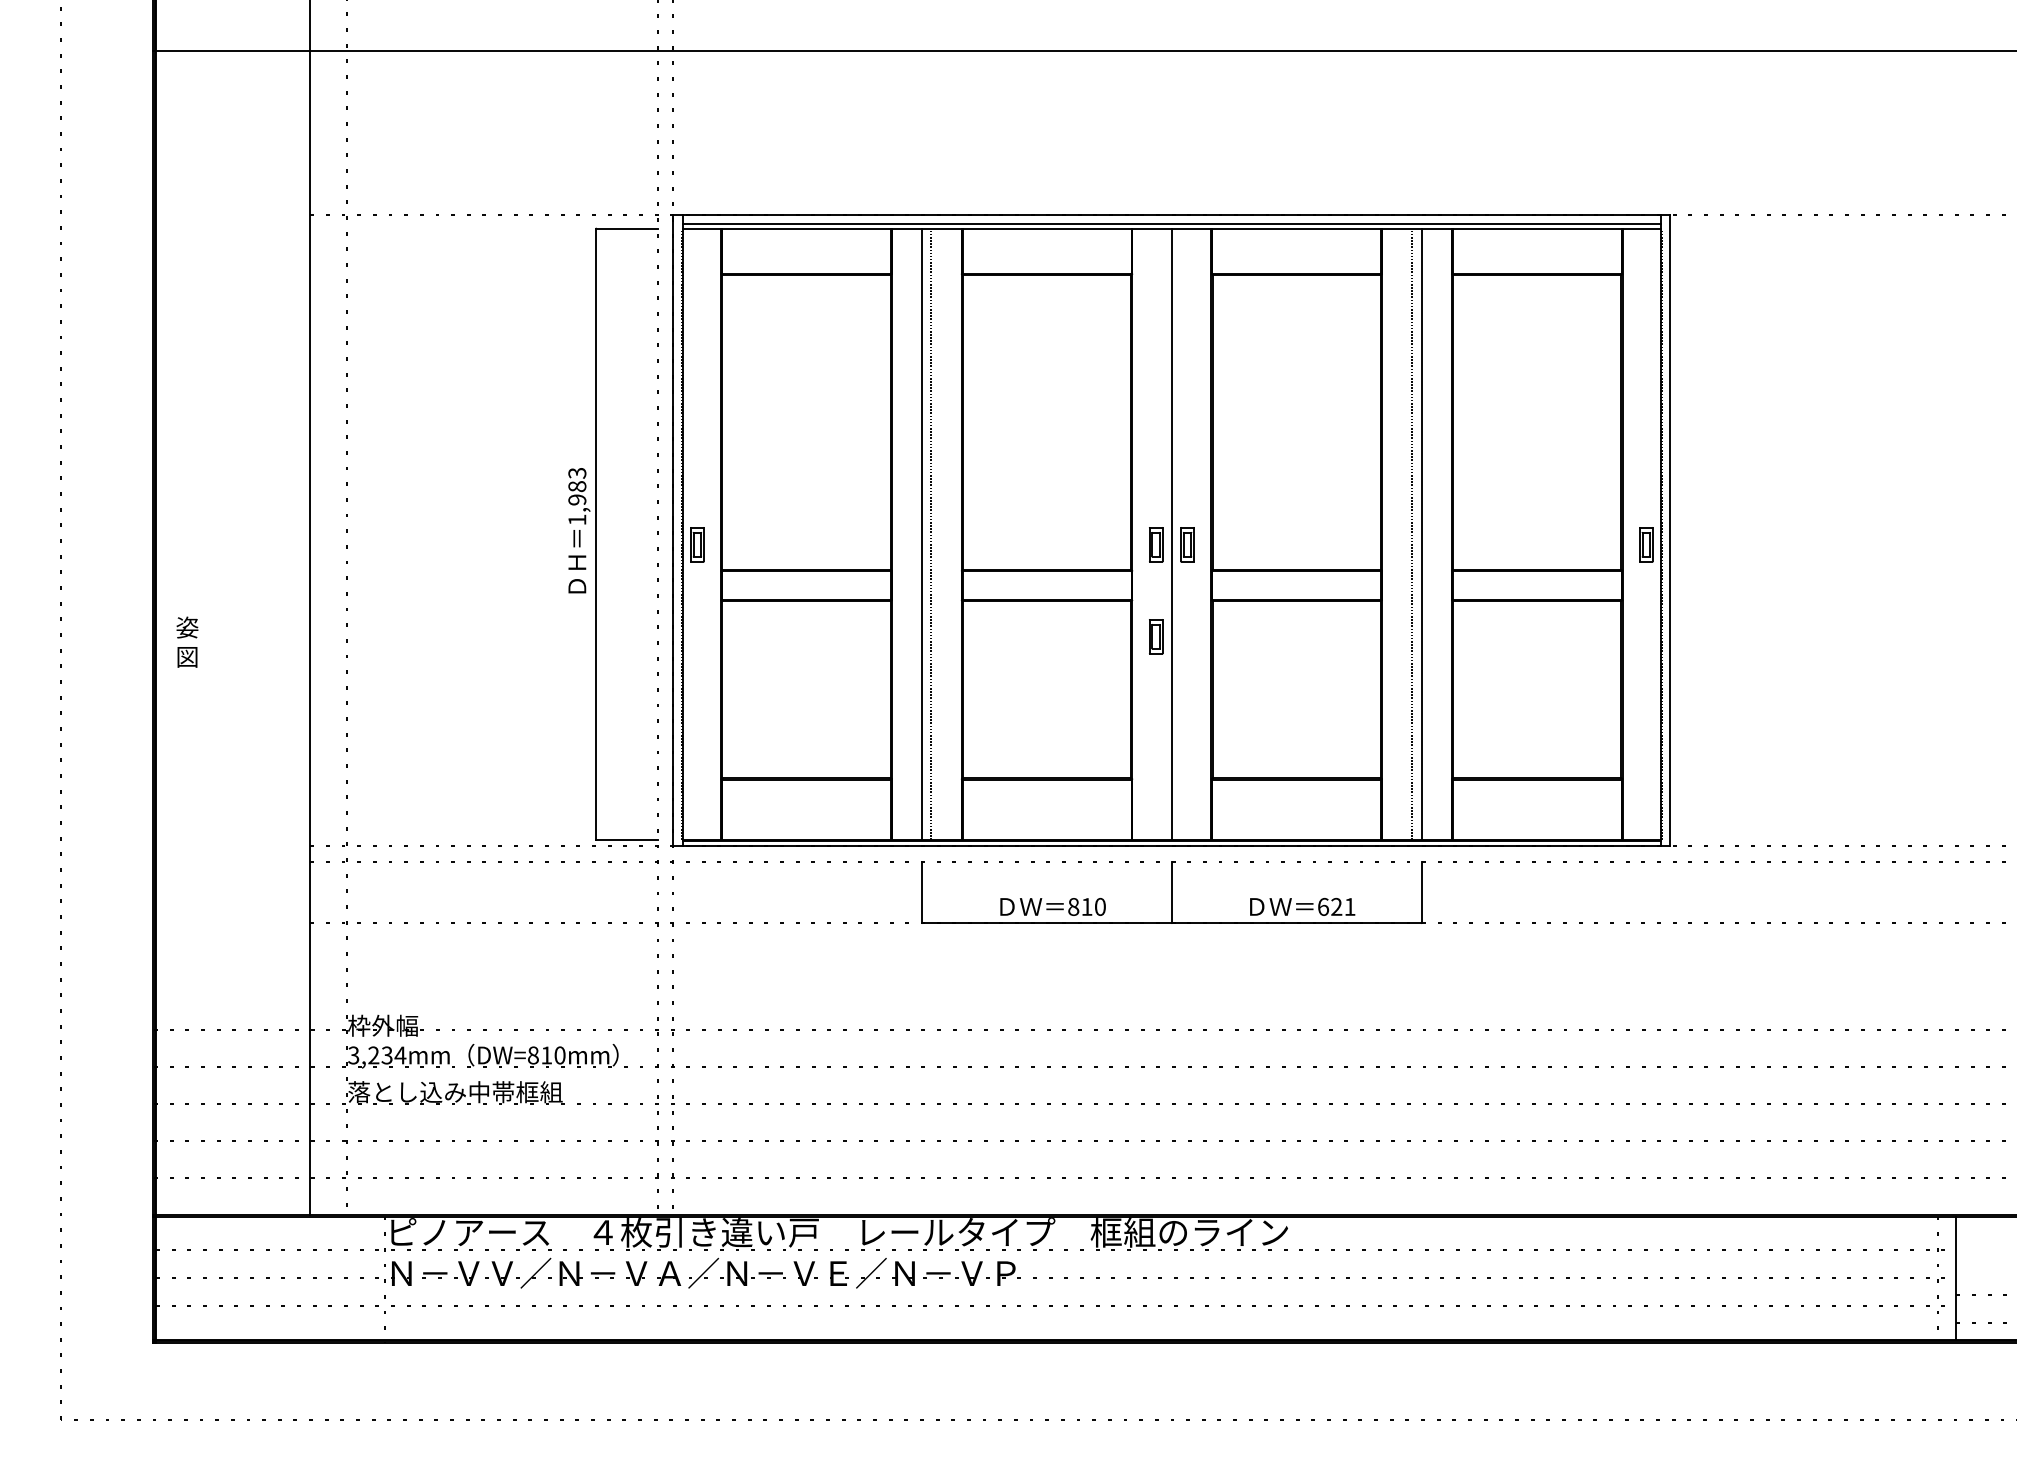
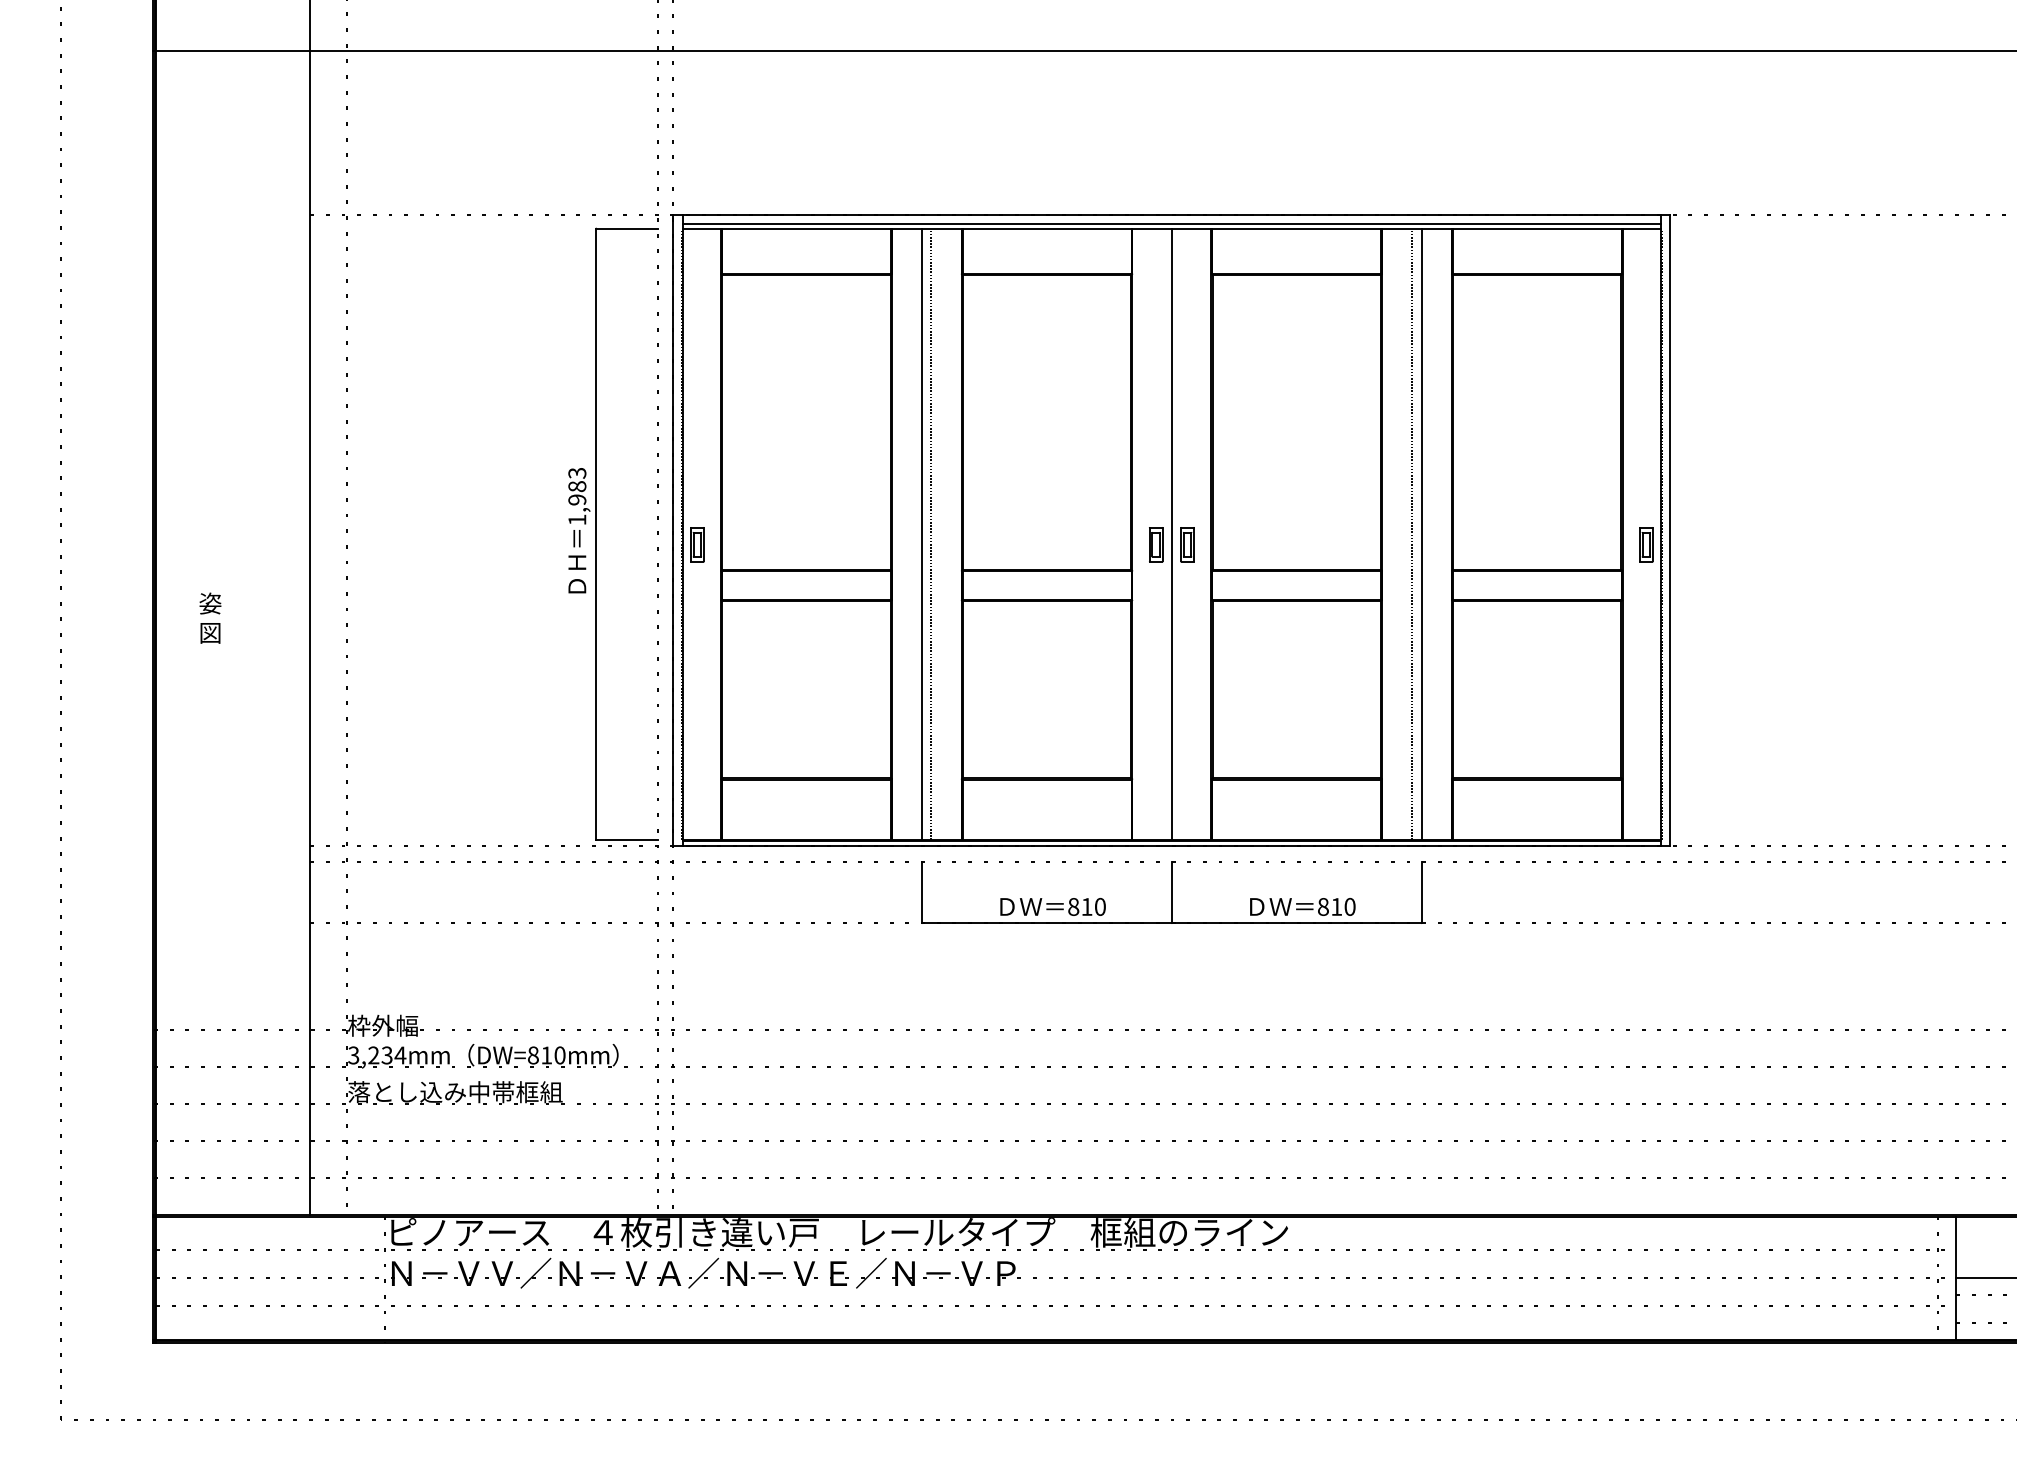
part: present -> none (1156, 636)
text position: (187, 641) -> (210, 617) (210, 617)
text: 621 -> 810 (1336, 906)
line: none -> present (1984, 1278)
